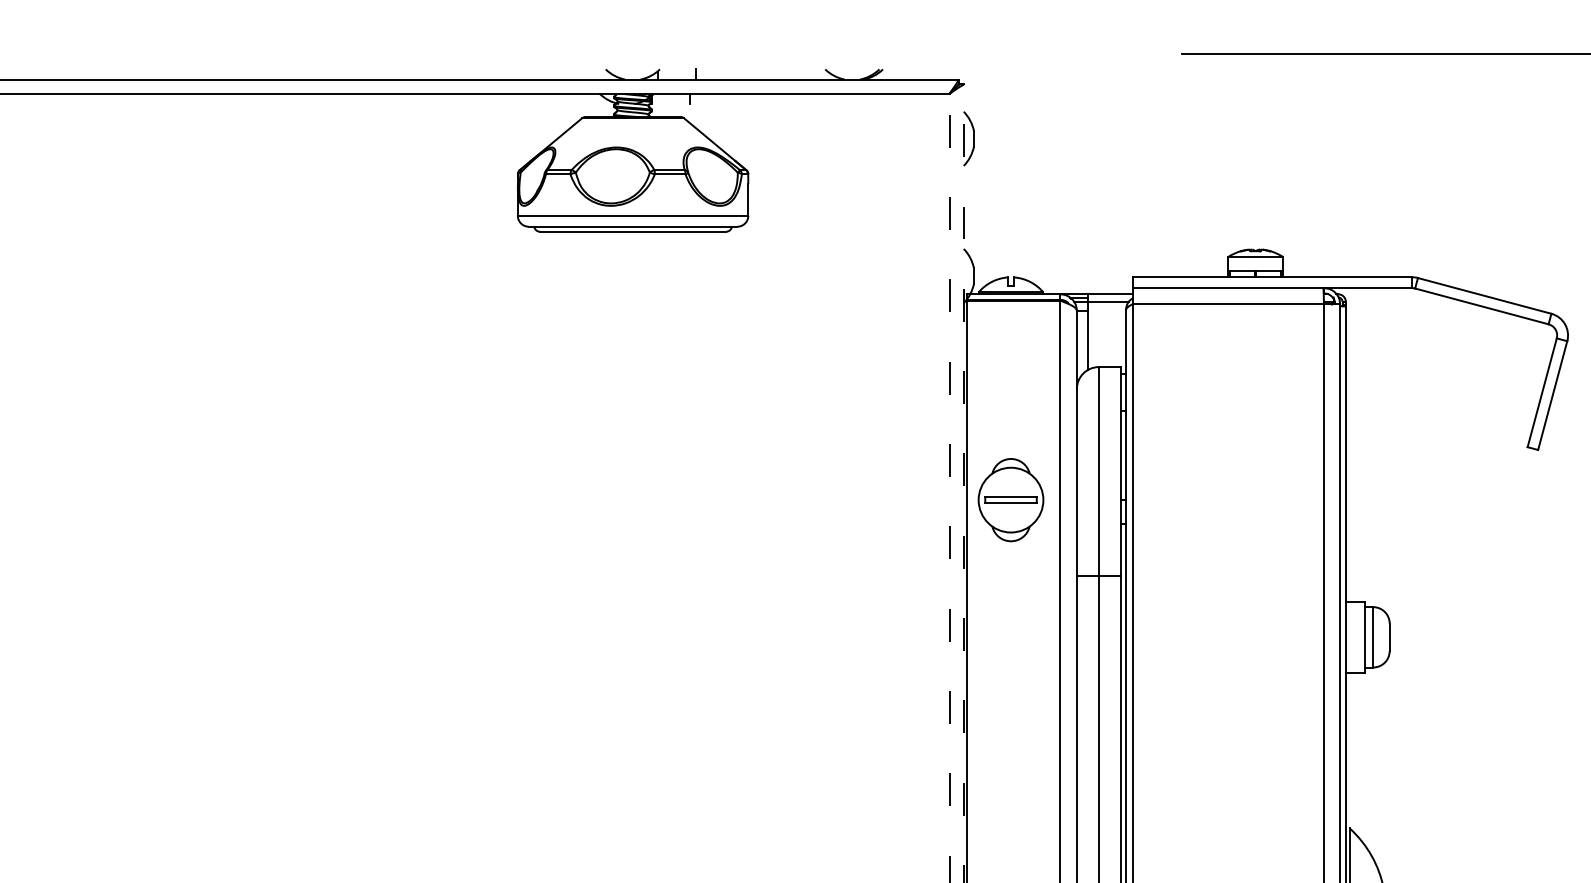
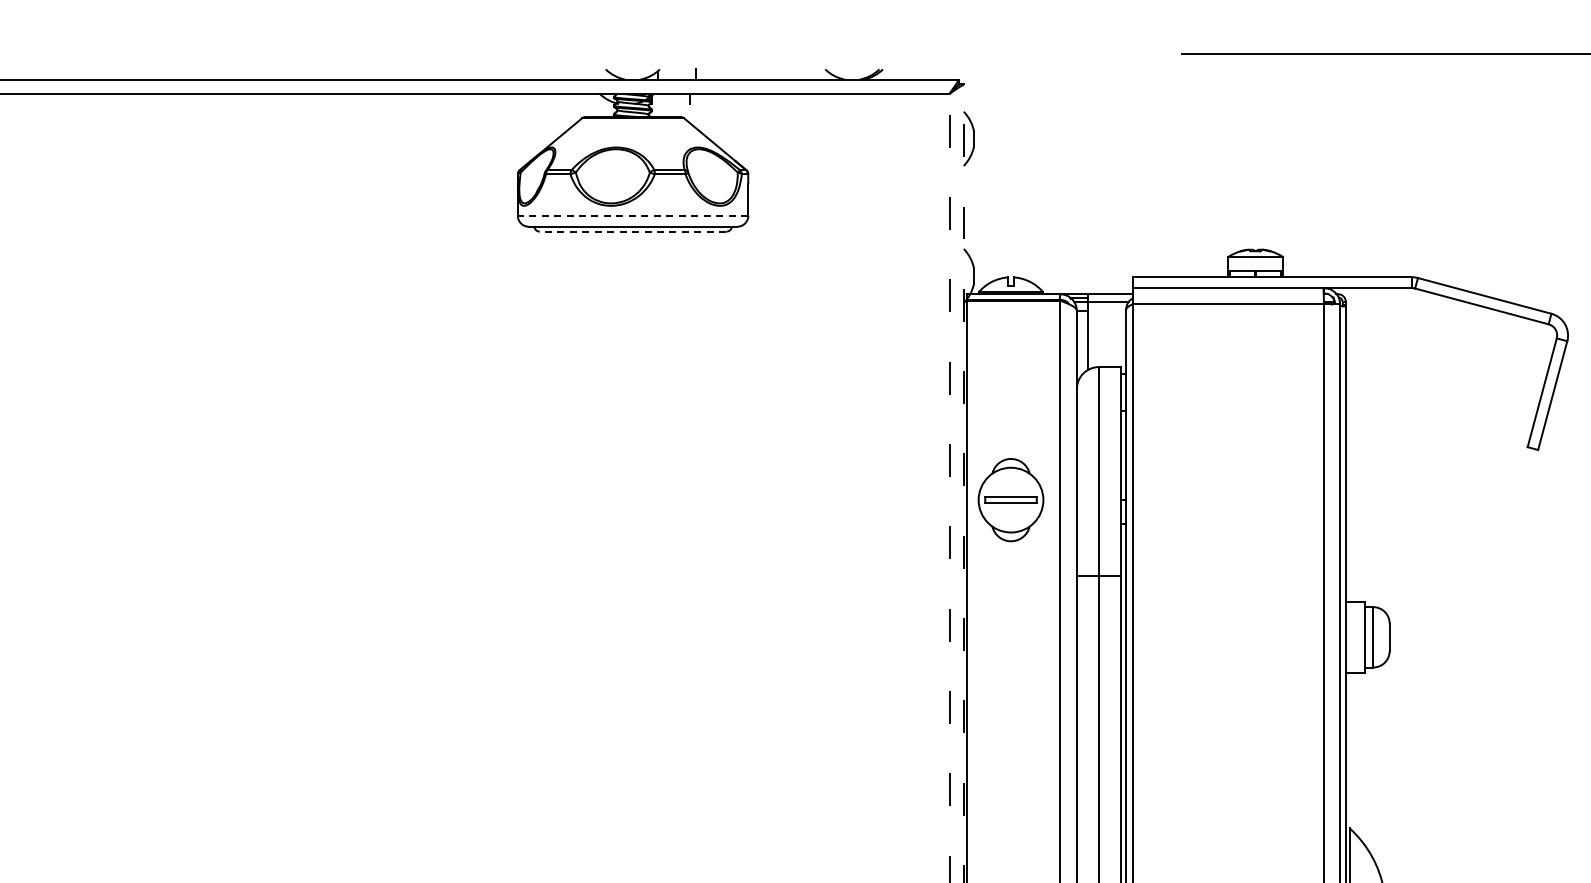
line: solid -> dashed (632, 215)
line: solid -> dashed (632, 231)
